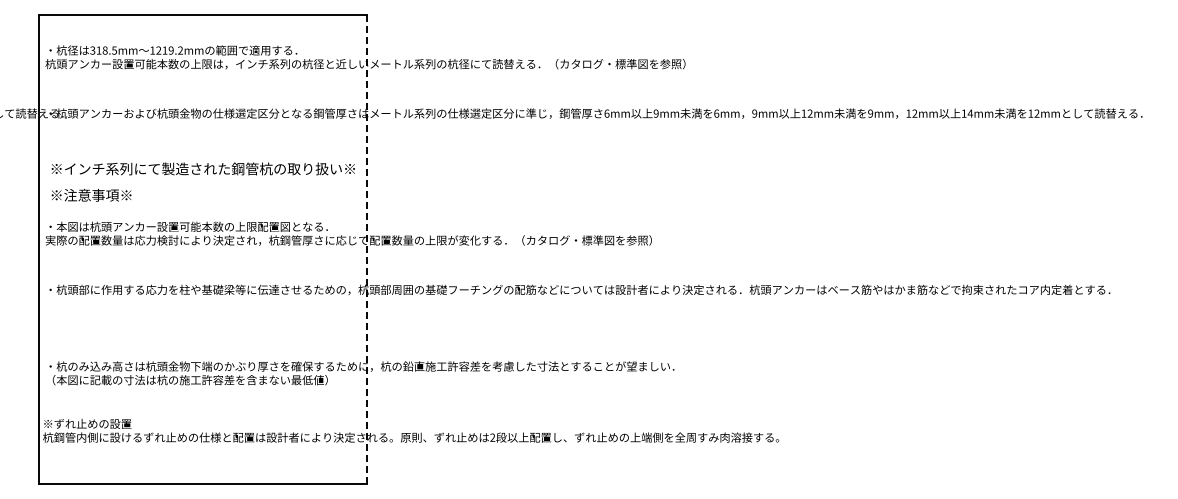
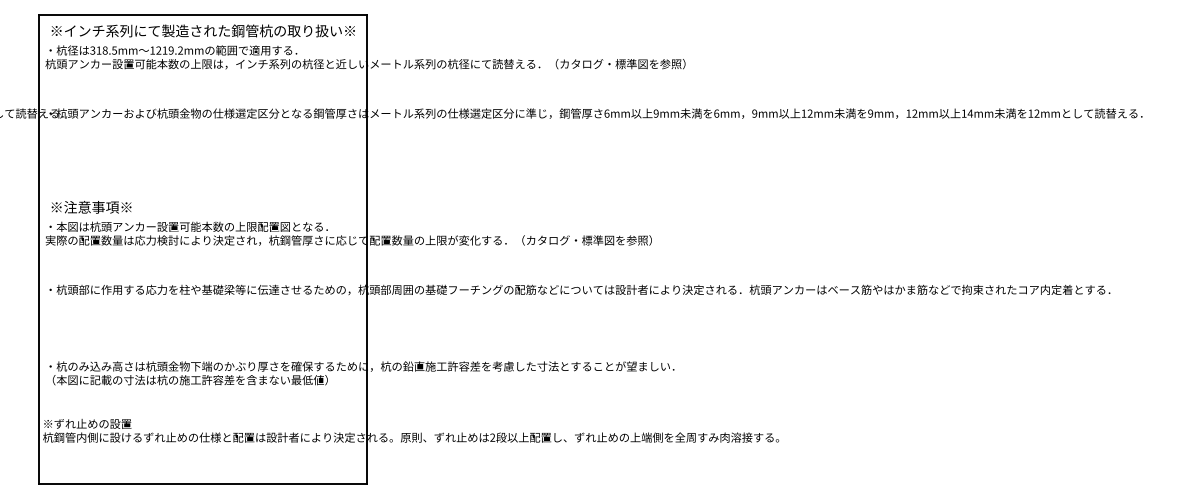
text position: (202, 168) -> (202, 30) (202, 30)
text position: (91, 195) -> (91, 207) (91, 207)
line: dashed -> solid (366, 249)
